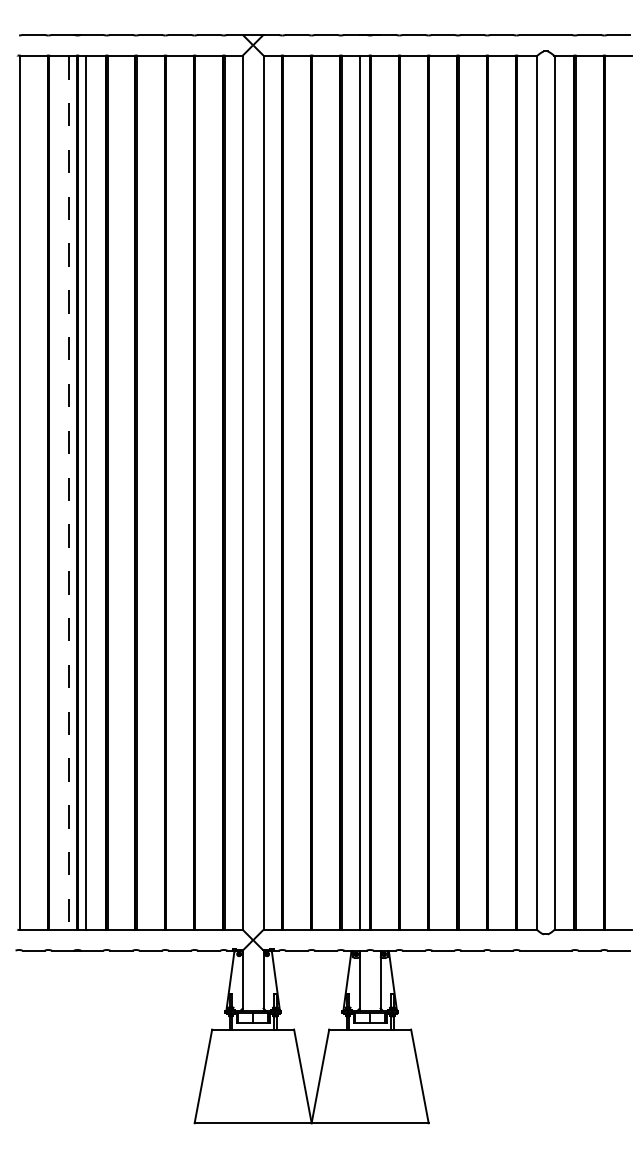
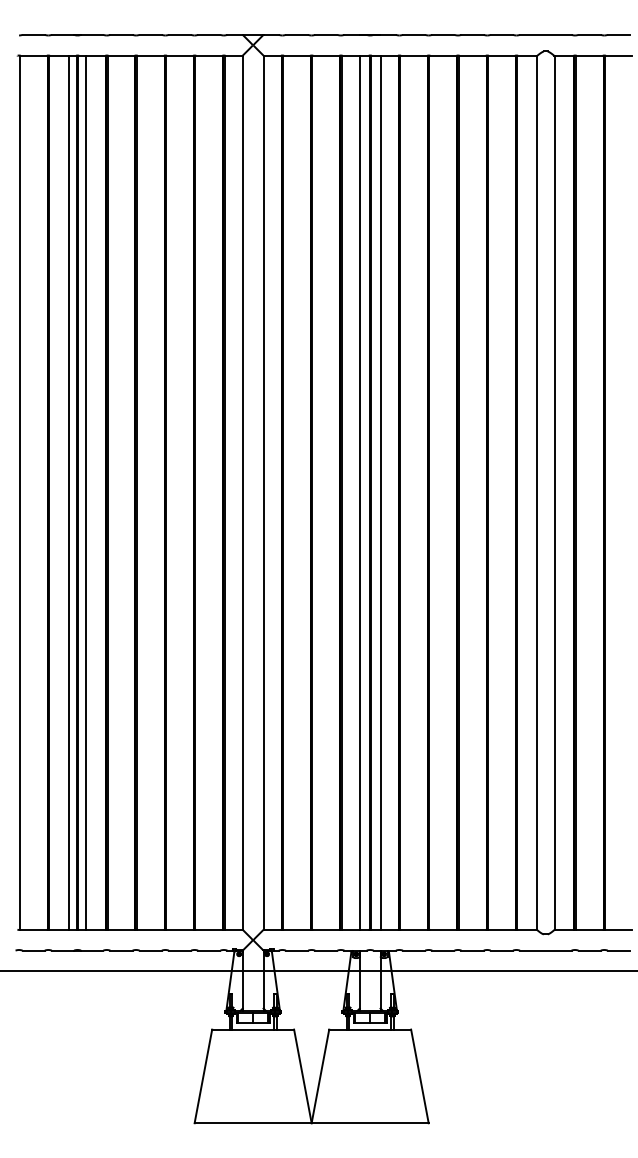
line: dashed -> solid (68, 492)
line: none -> present (380, 492)
line: none -> present (318, 971)
